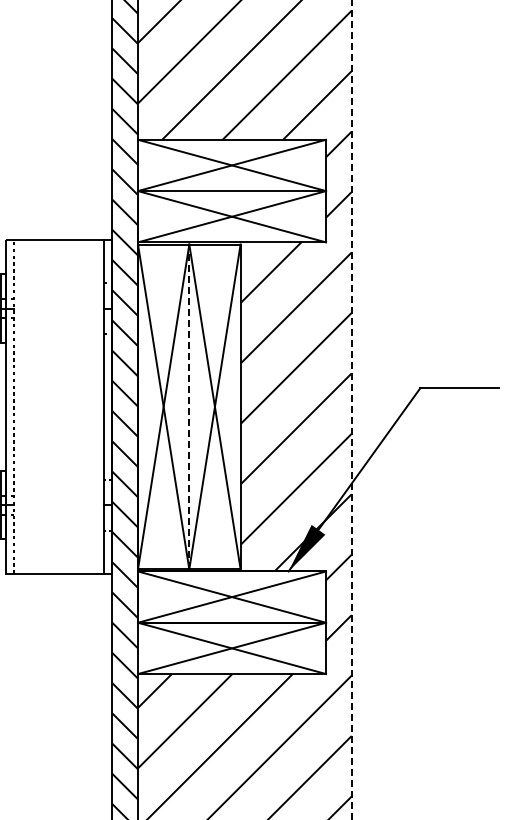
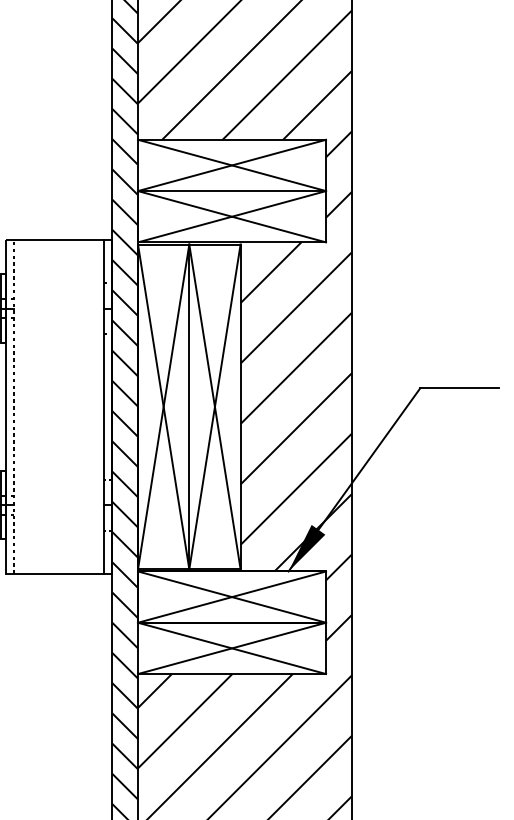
line: dashed -> solid (189, 406)
line: dashed -> solid (351, 410)
